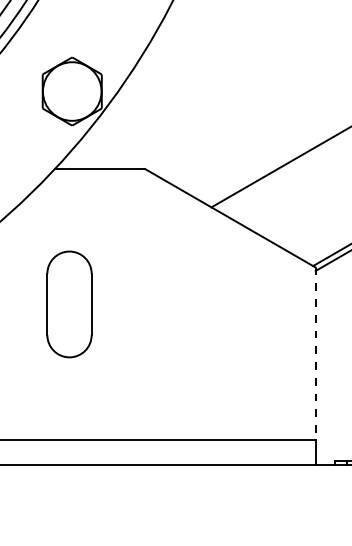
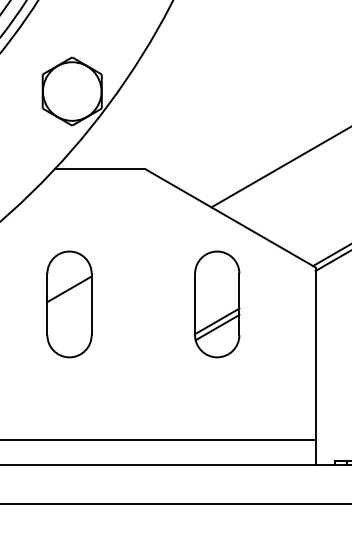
line: none -> present (69, 289)
part: none -> present (217, 304)
line: dashed -> solid (315, 354)
line: none -> present (175, 503)
